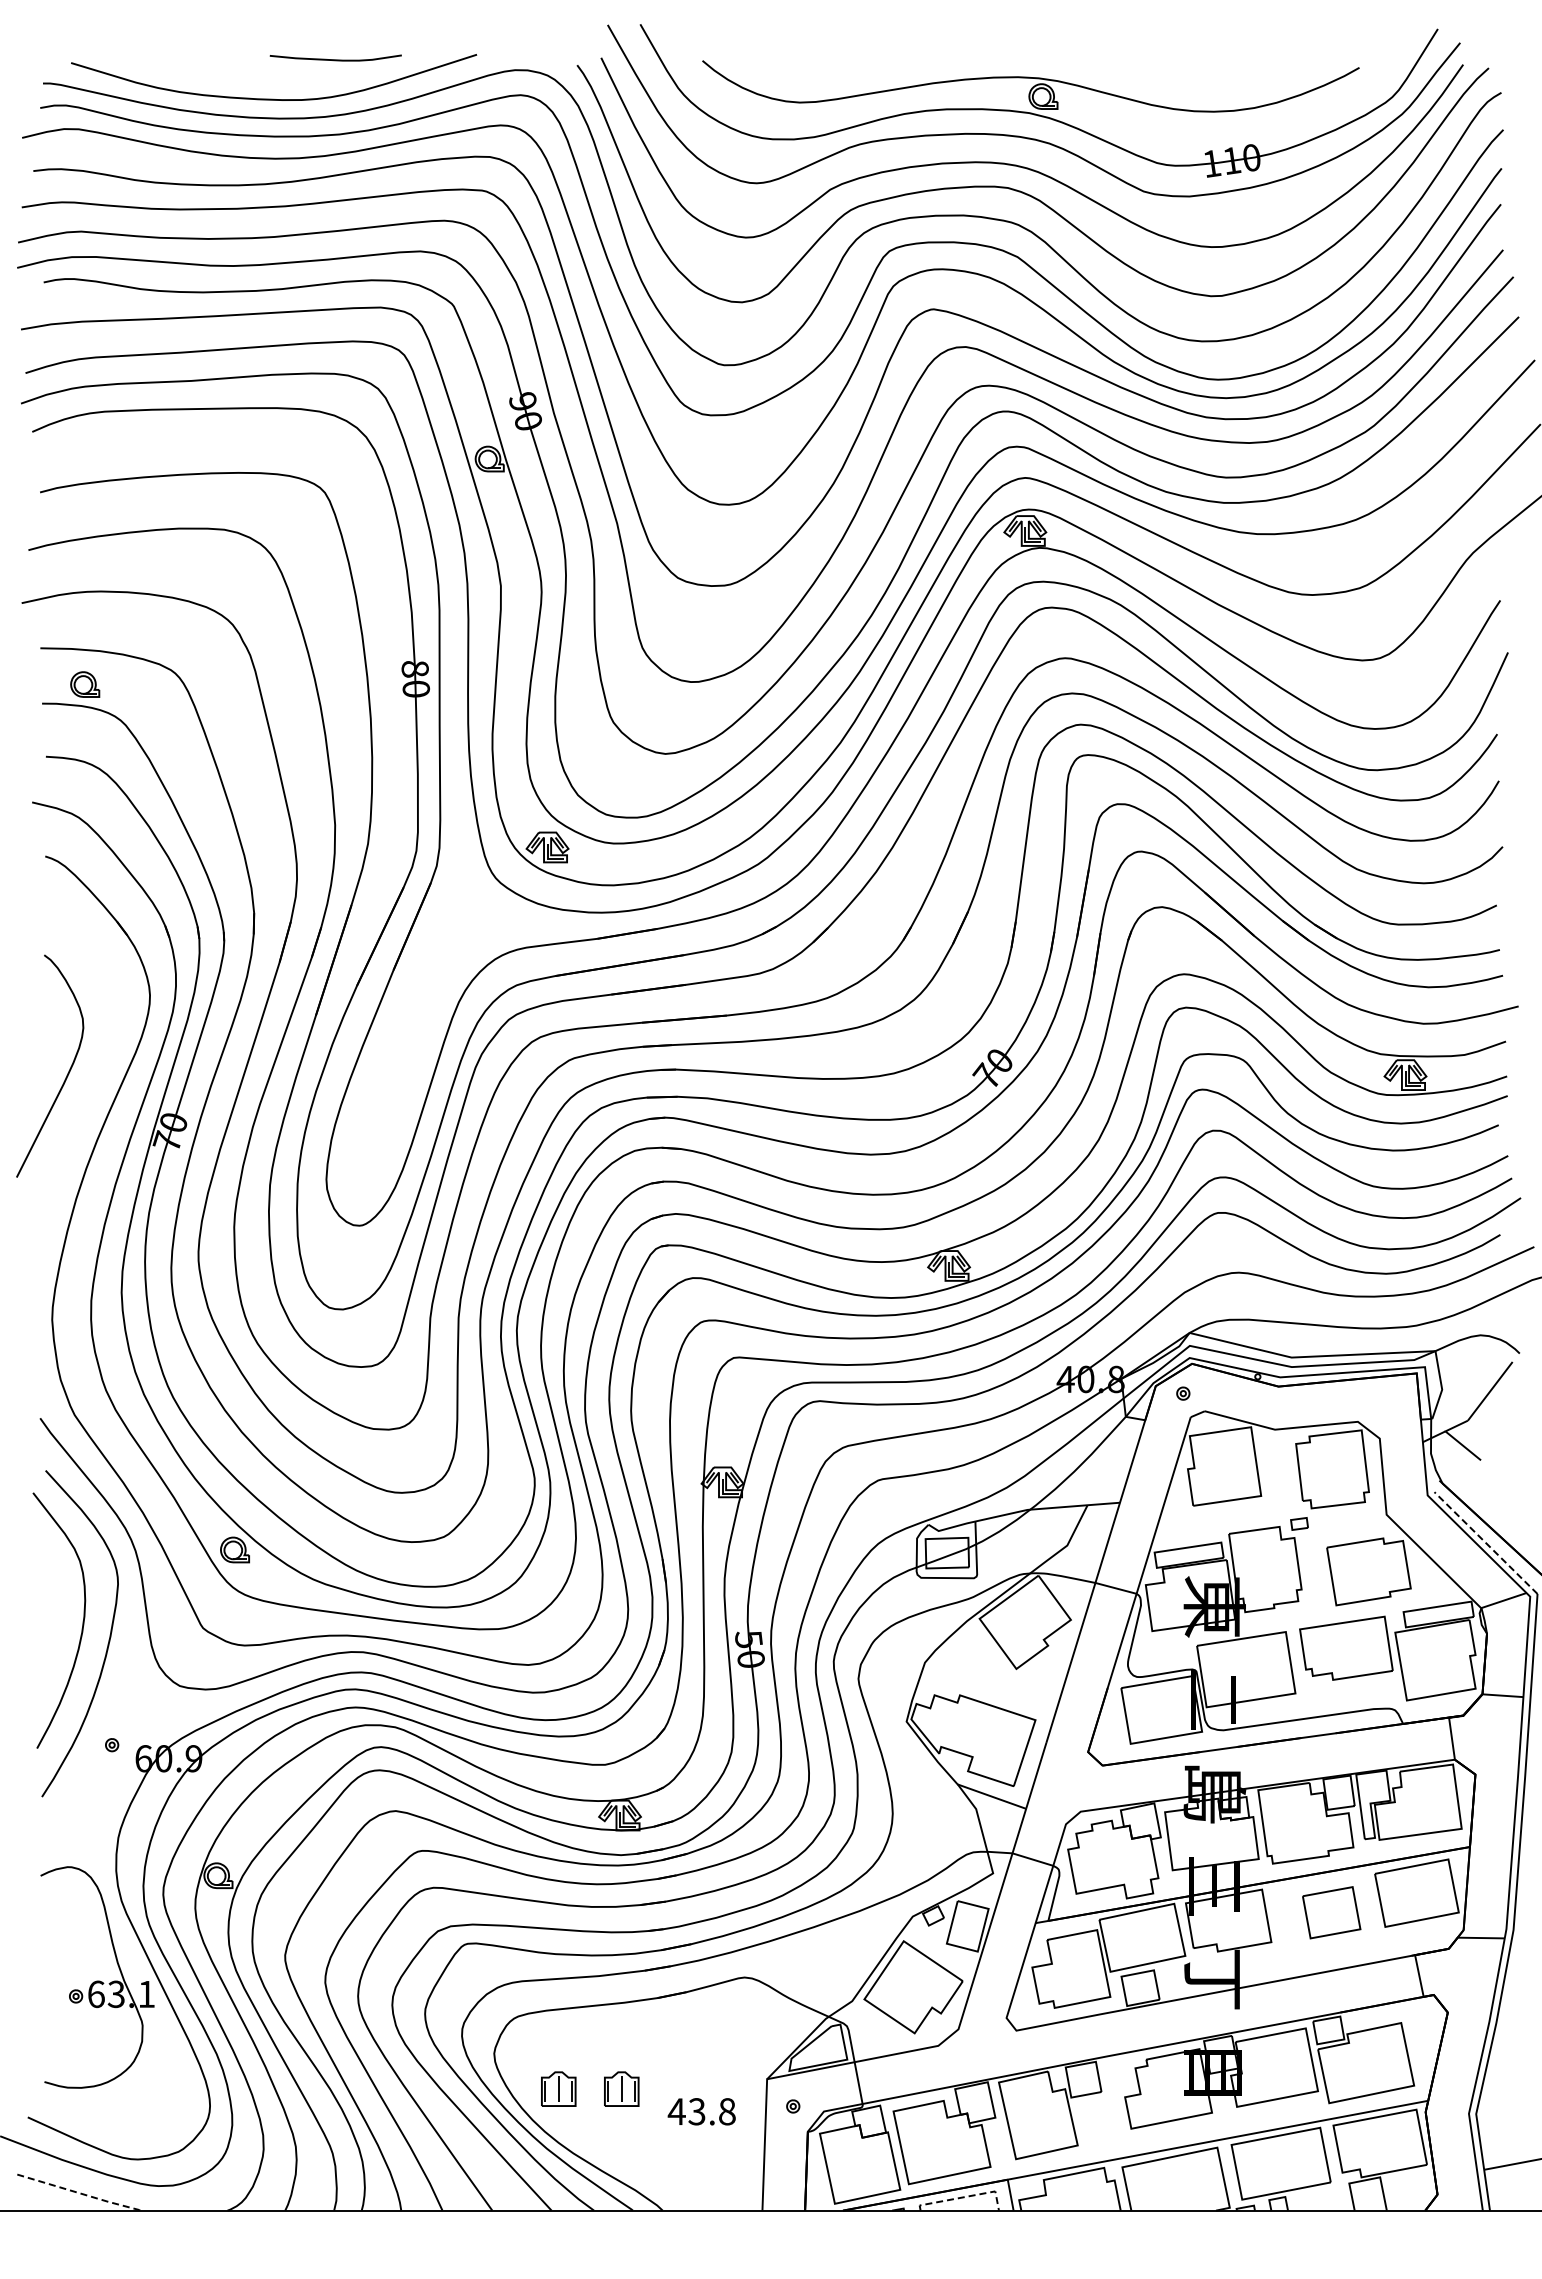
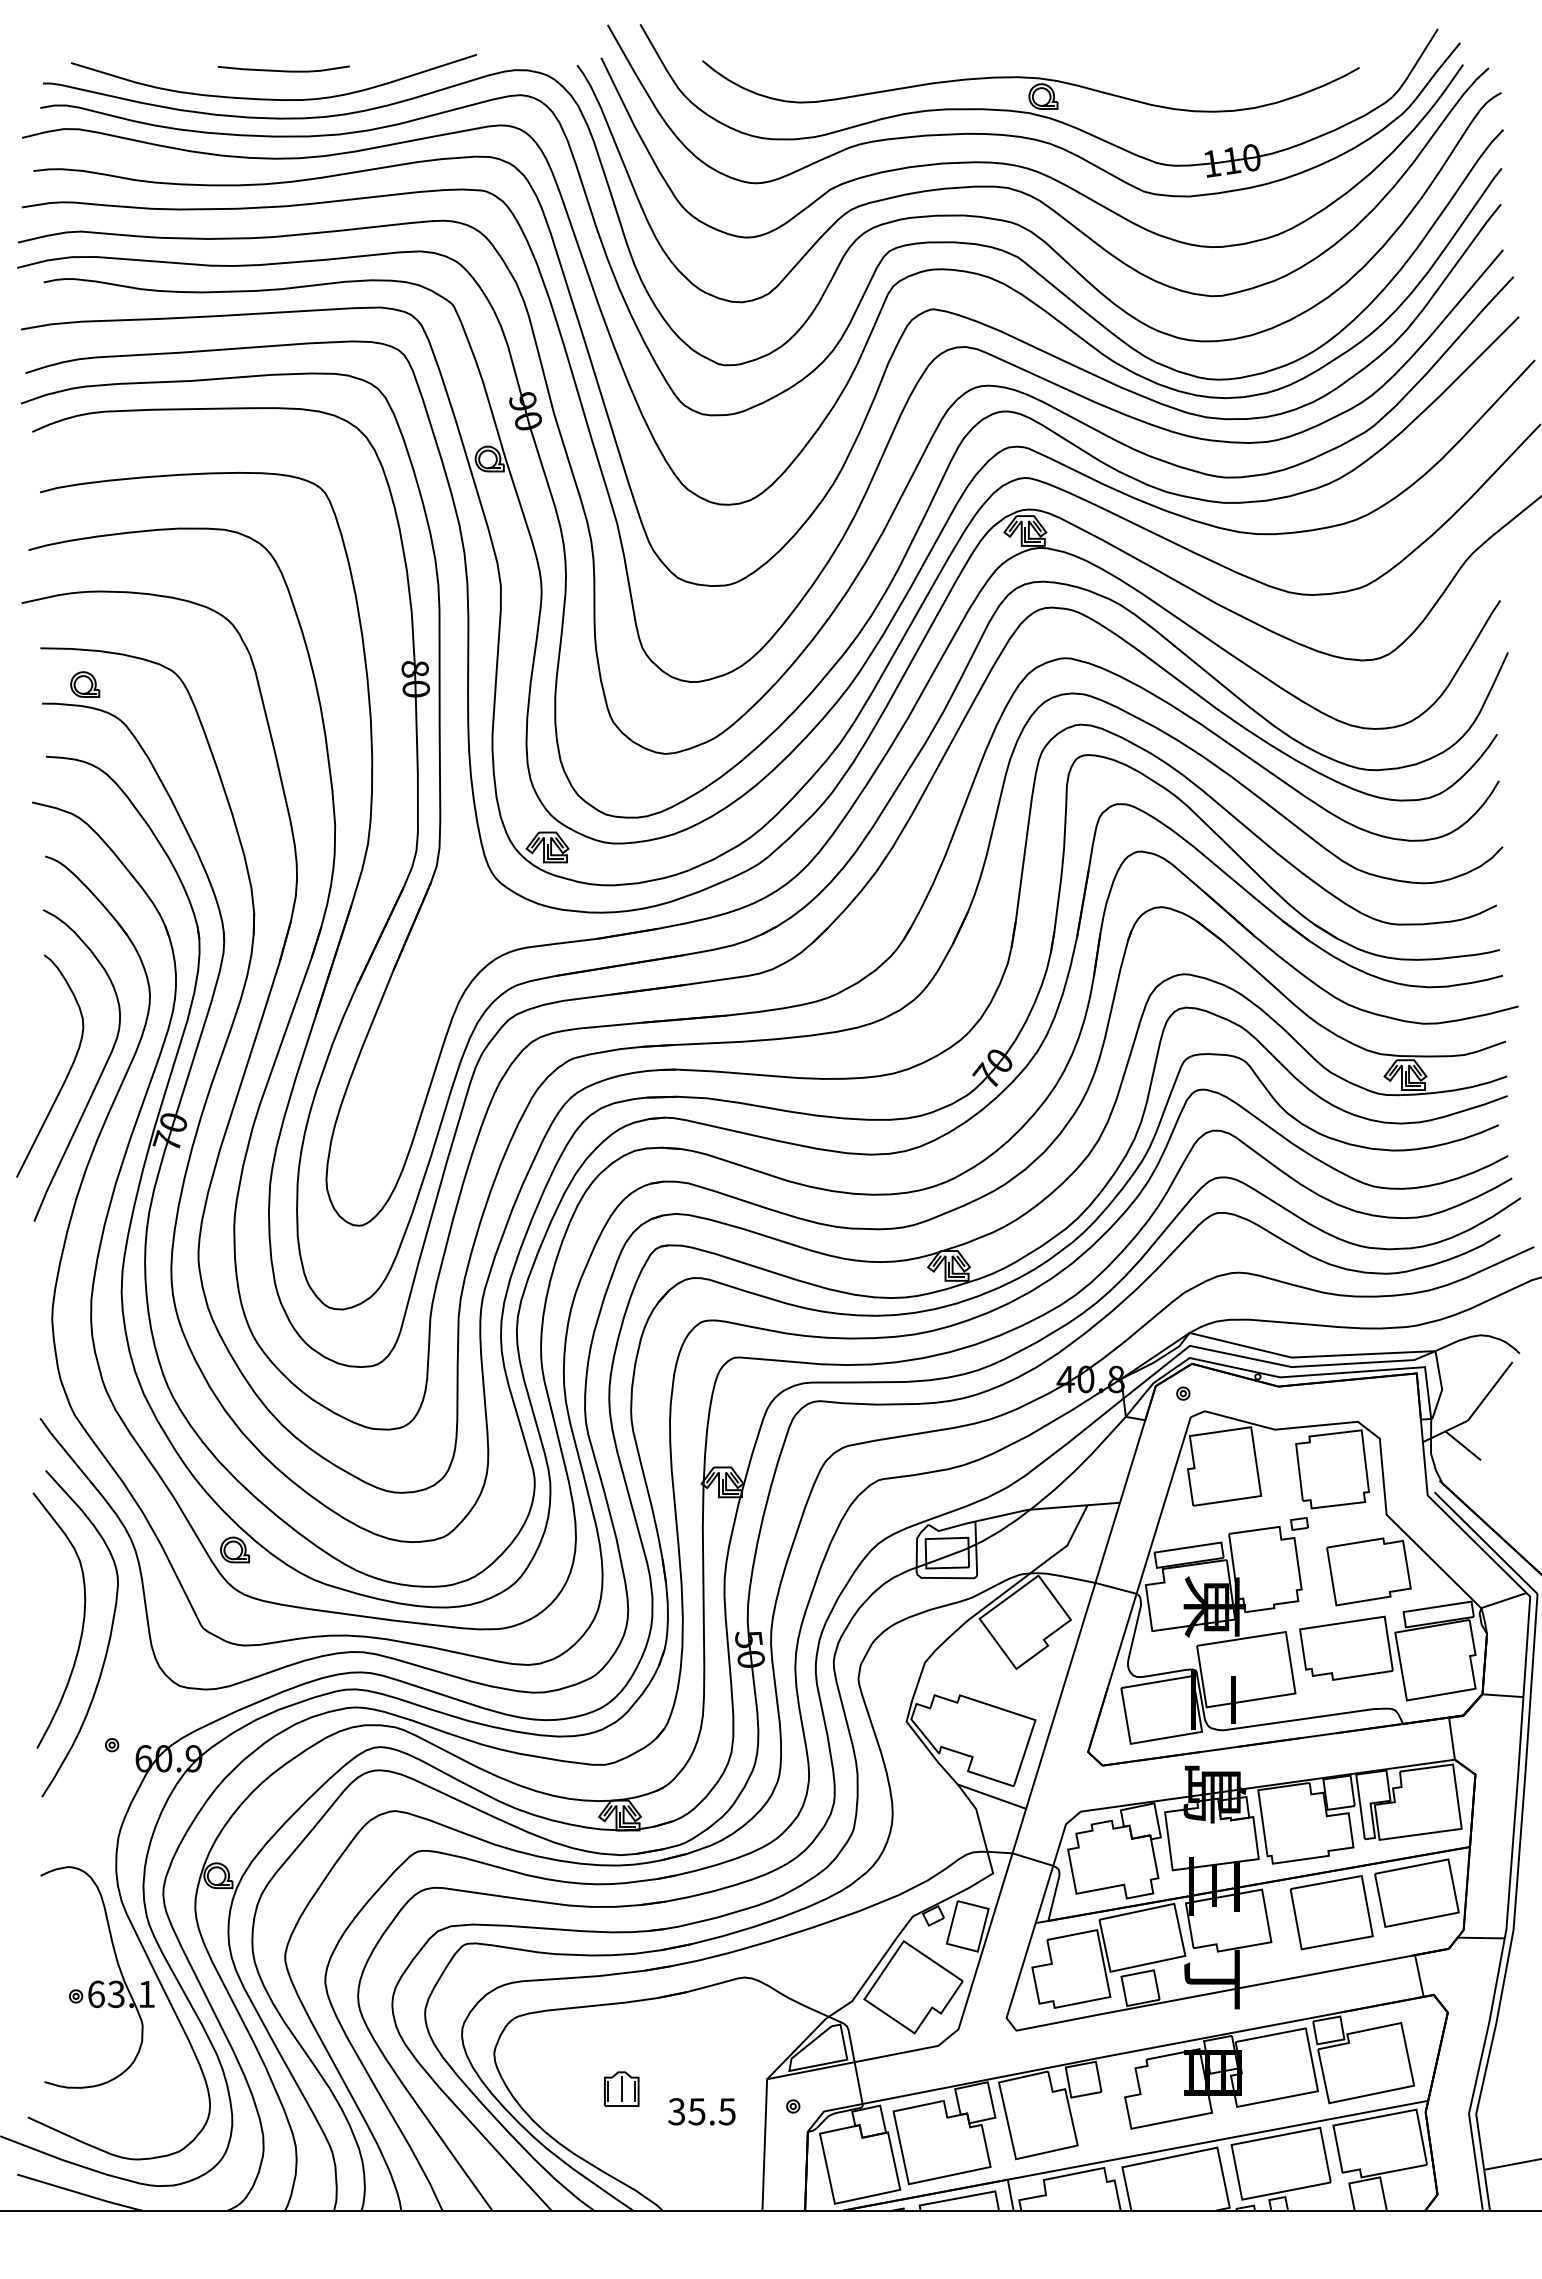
curve position: (335, 59) -> (283, 70) (283, 70)
curve: none -> present (98, 1077)
line: dashed -> solid (1486, 1543)
part size: 60x54 px -> 85x76 px (1331, 1912)
part: present -> none (558, 2088)
text: 43.8 -> 35.5 (701, 2111)
line: dashed -> solid (80, 2193)
line: dashed -> solid (964, 2197)
